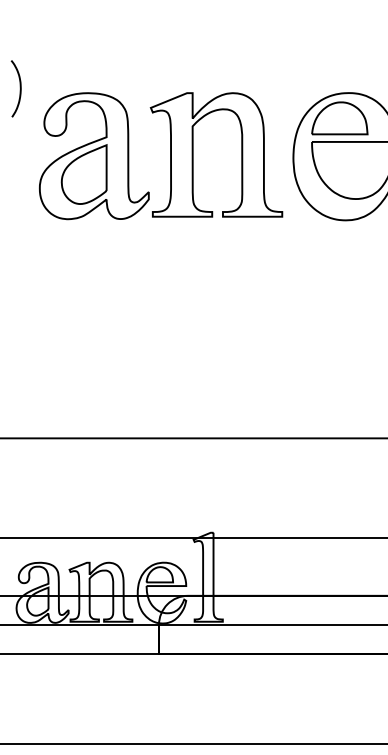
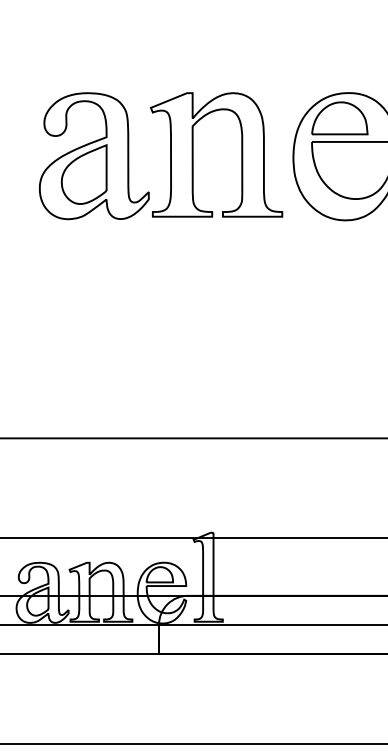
curve: present -> none (19, 88)
